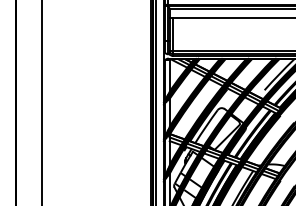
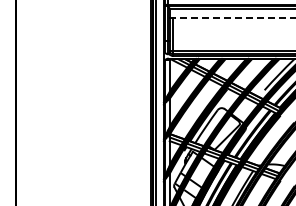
line: solid -> dashed (233, 17)
line: present -> none (41, 102)
